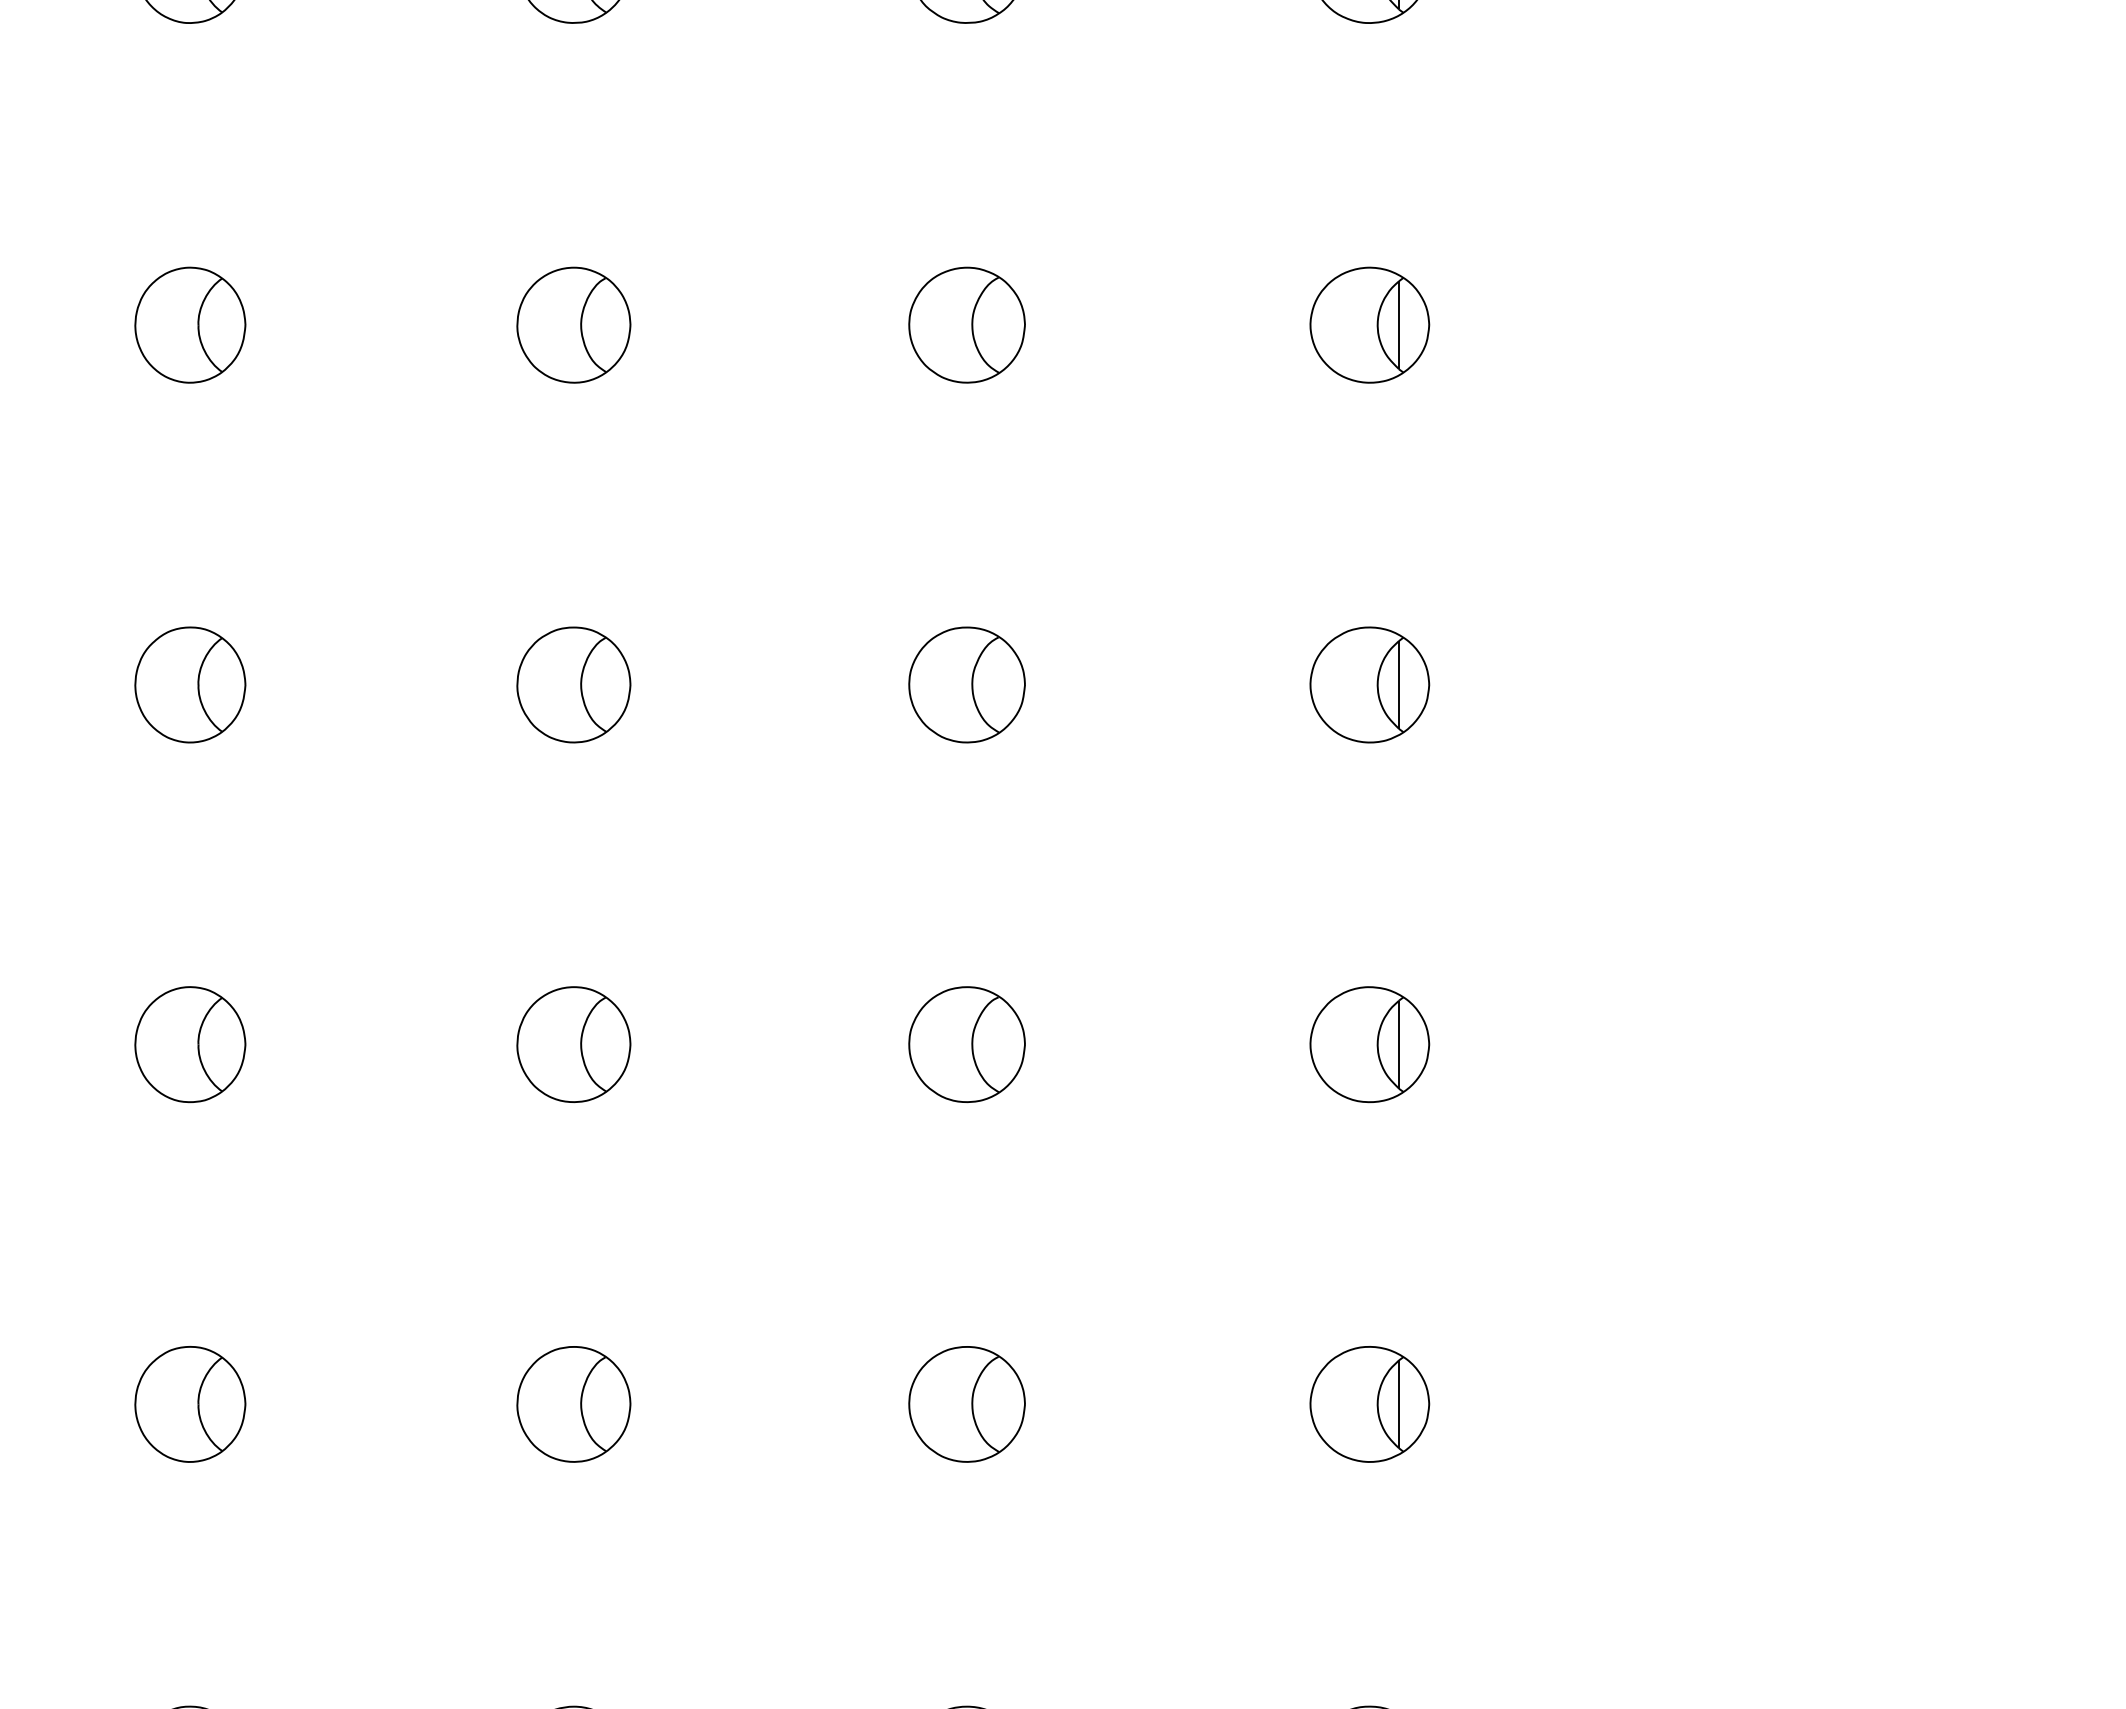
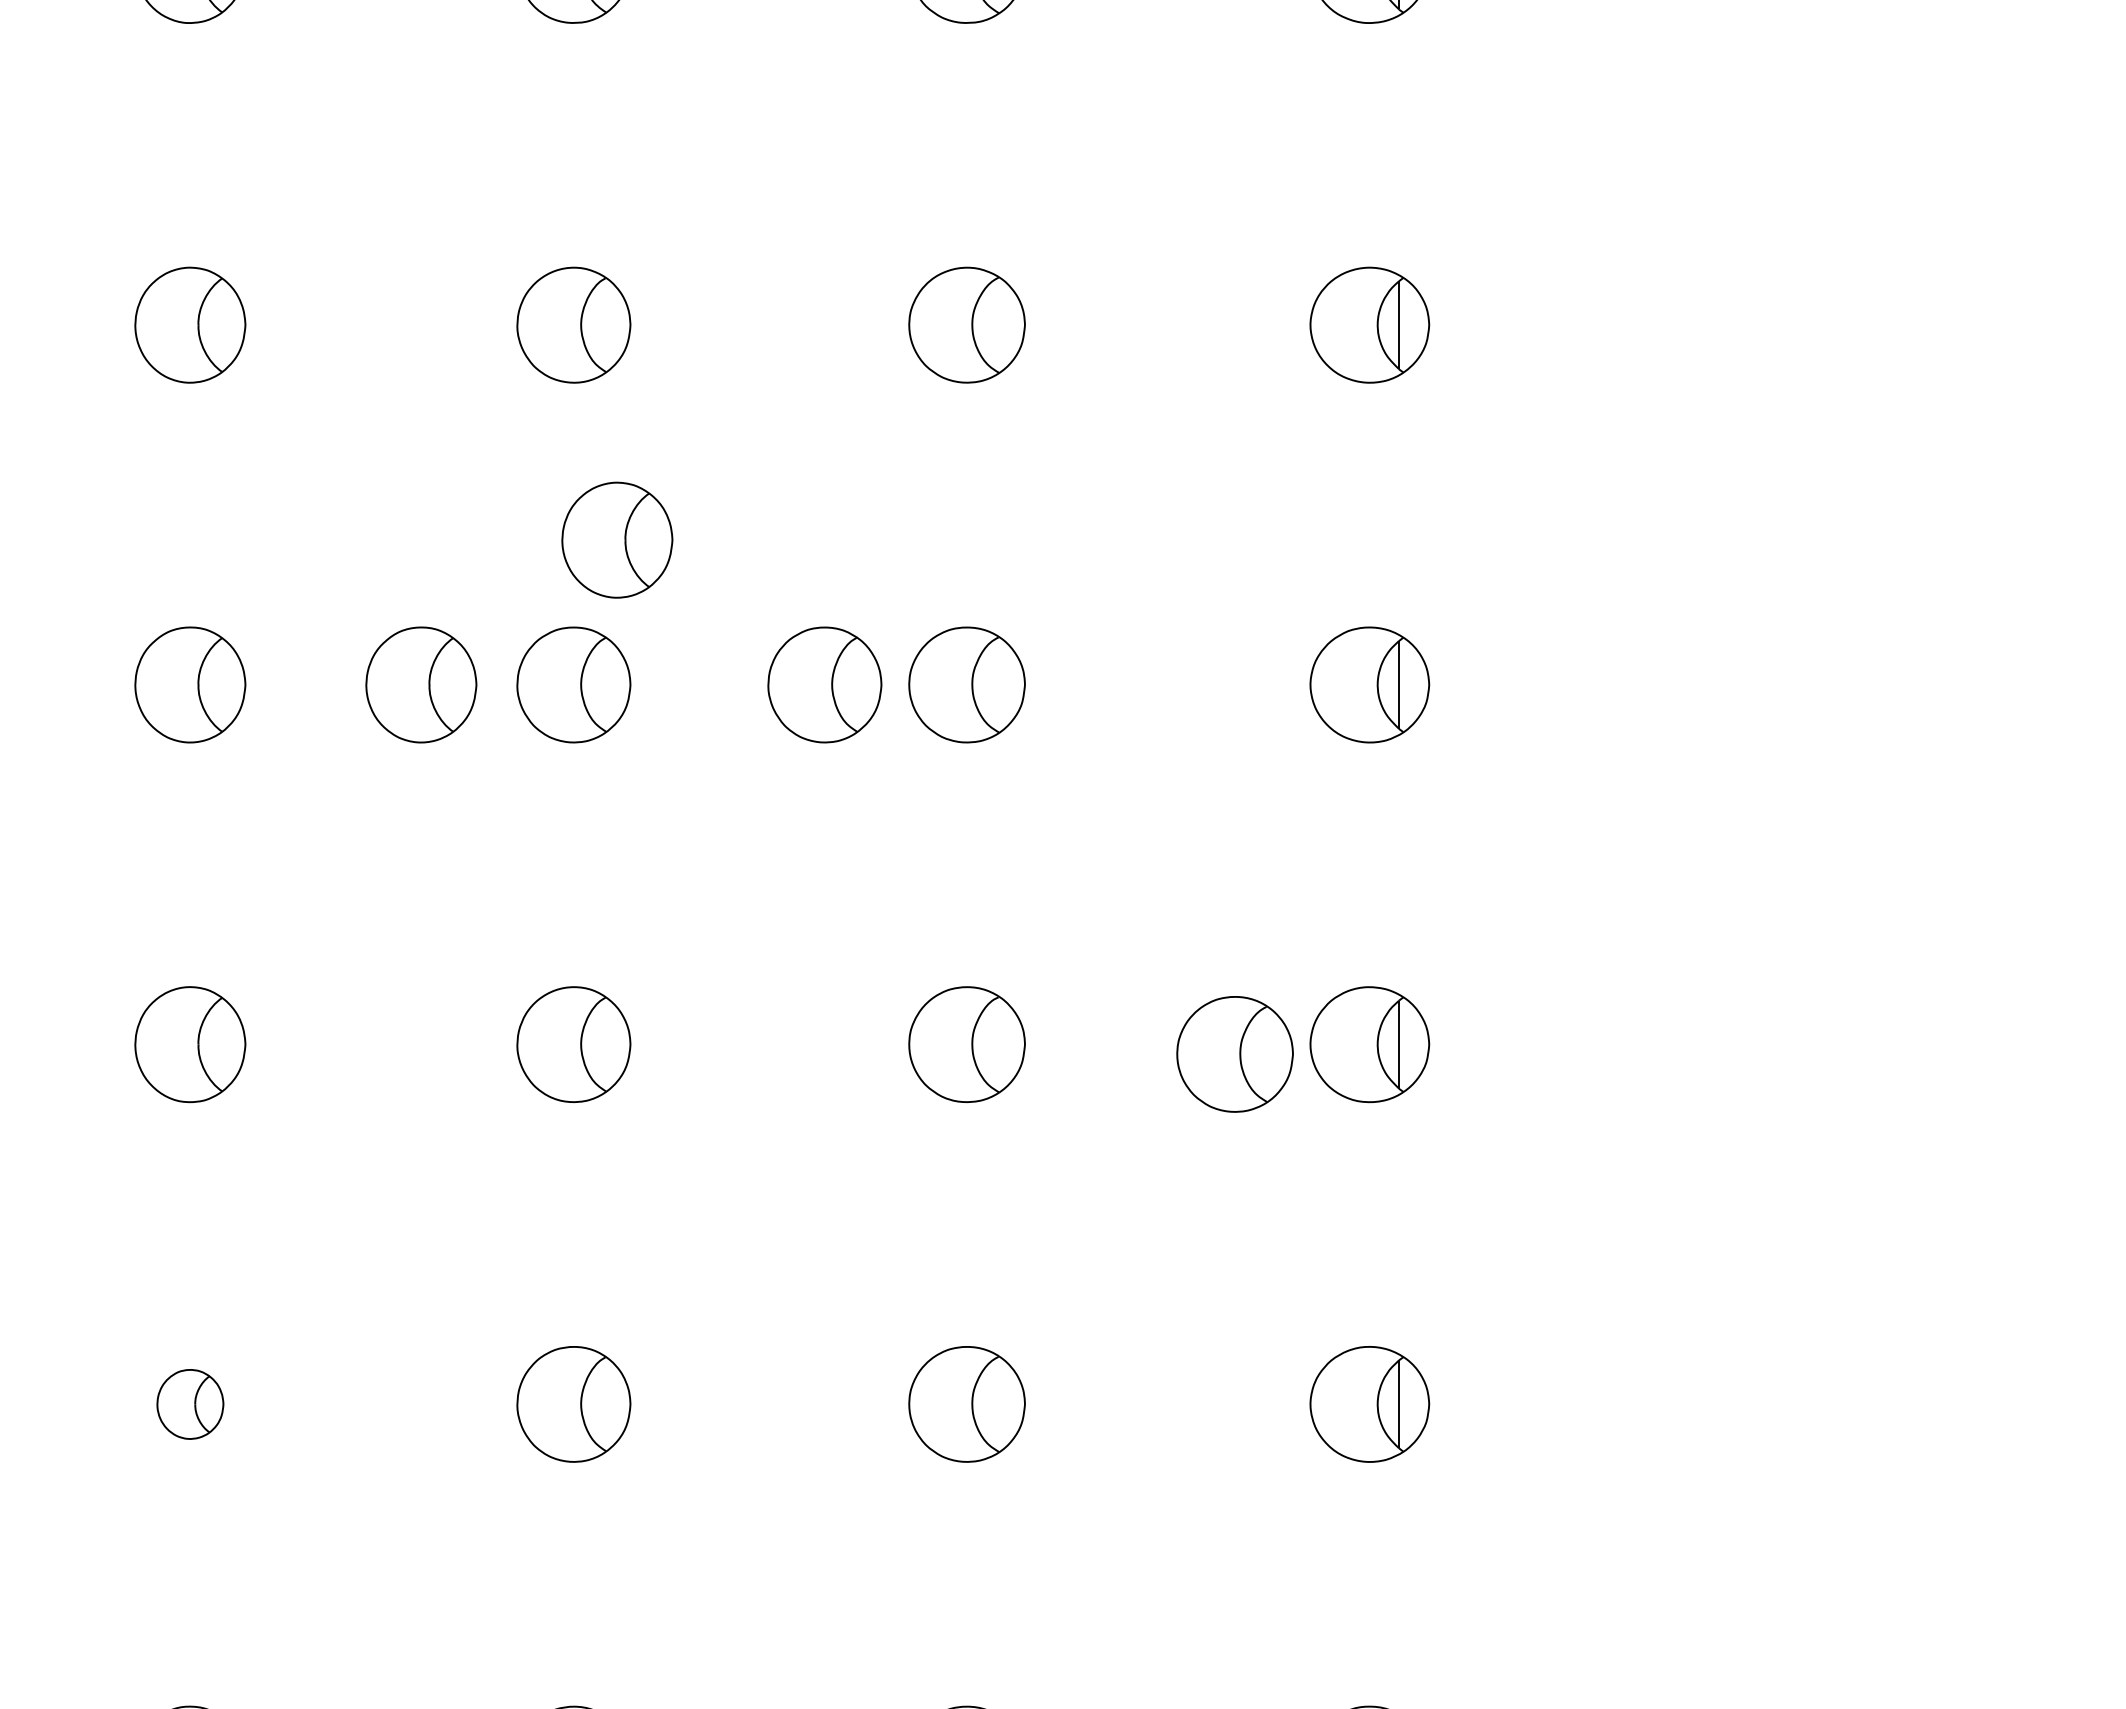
part: none -> present (617, 539)
part: none -> present (421, 684)
part: none -> present (824, 684)
part: none -> present (1234, 1054)
part size: 113x117 px -> 69x71 px (190, 1404)
